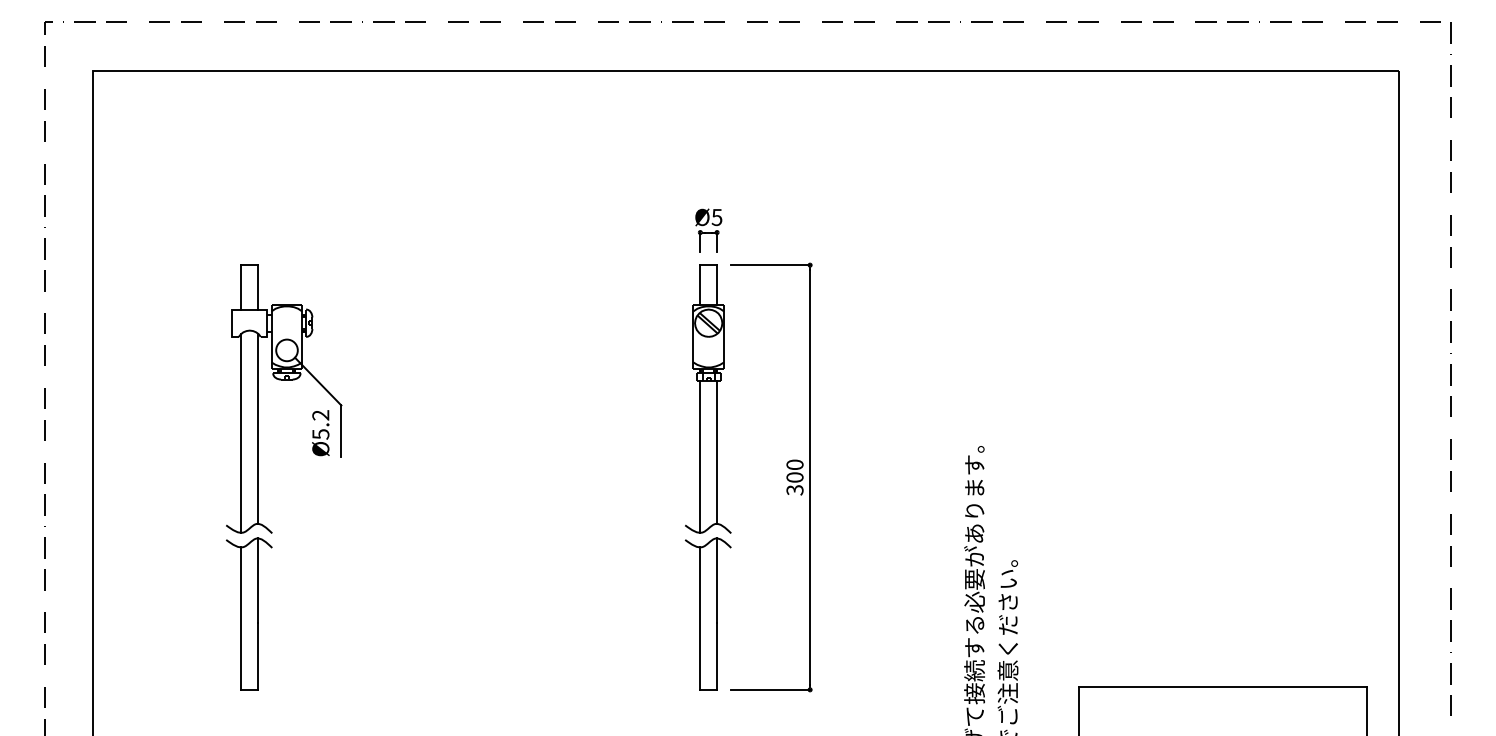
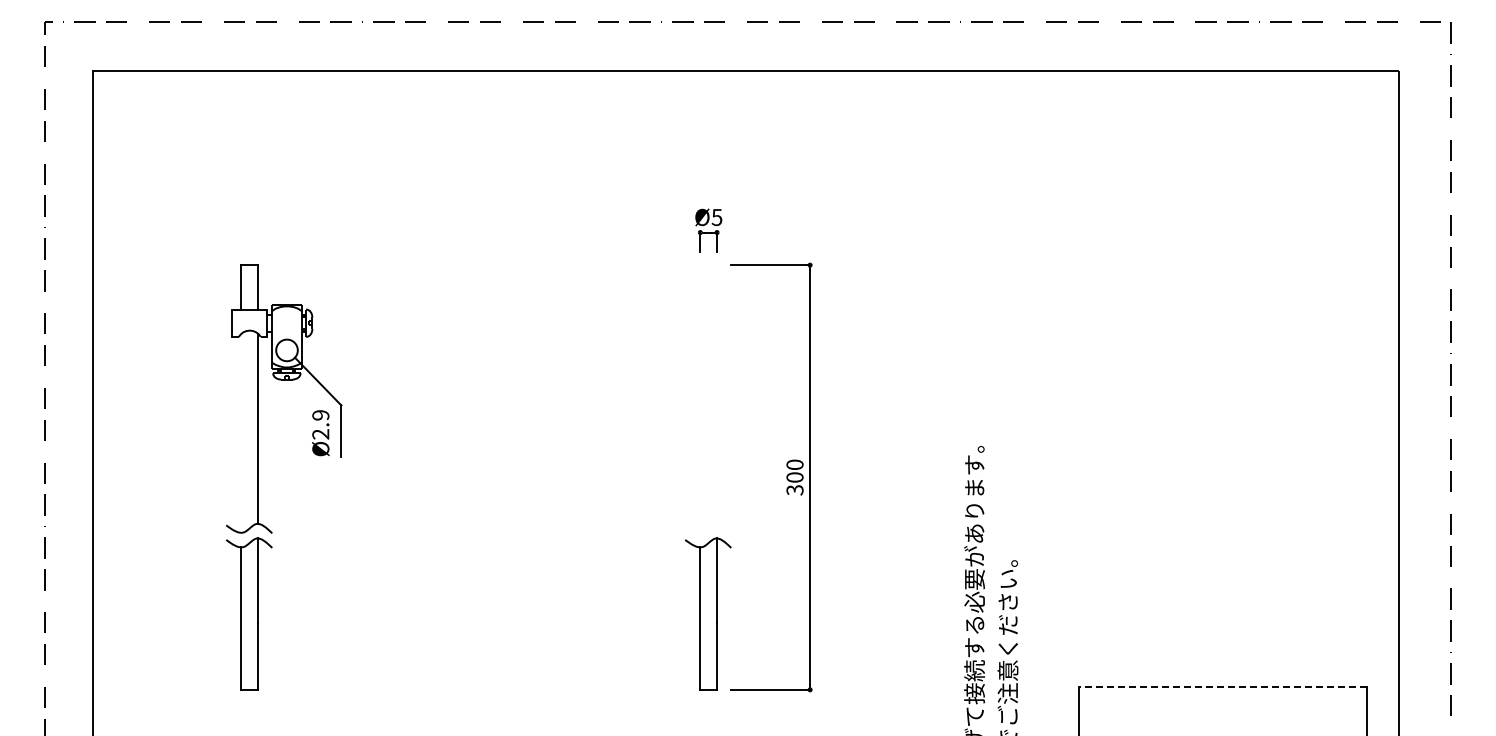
part: present -> none (708, 398)
text: Ø5.2 -> Ø2.9 (320, 424)
line: present -> none (241, 432)
line: solid -> dashed (1222, 687)
